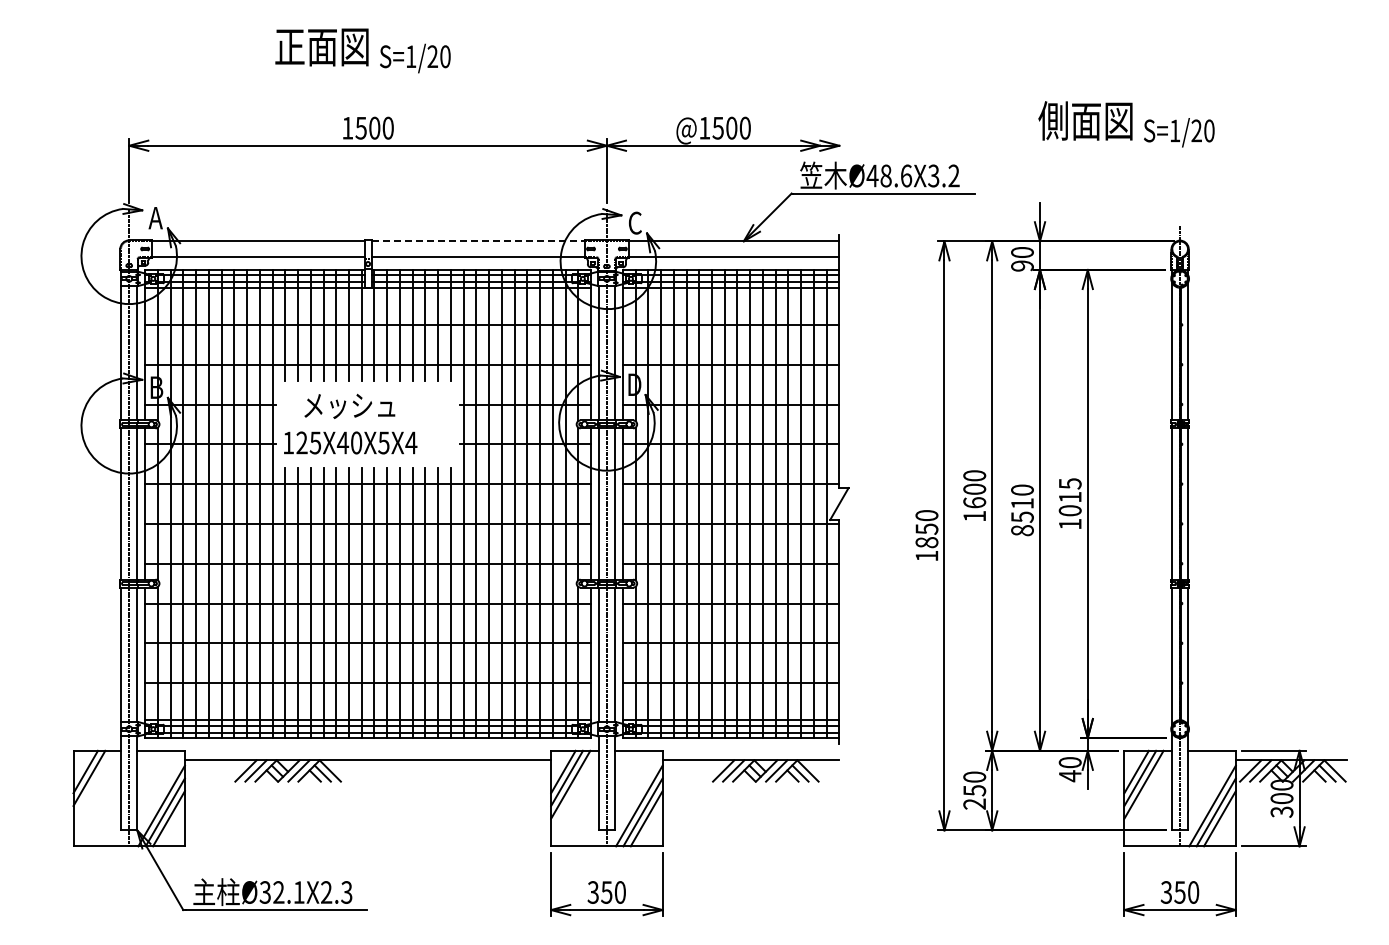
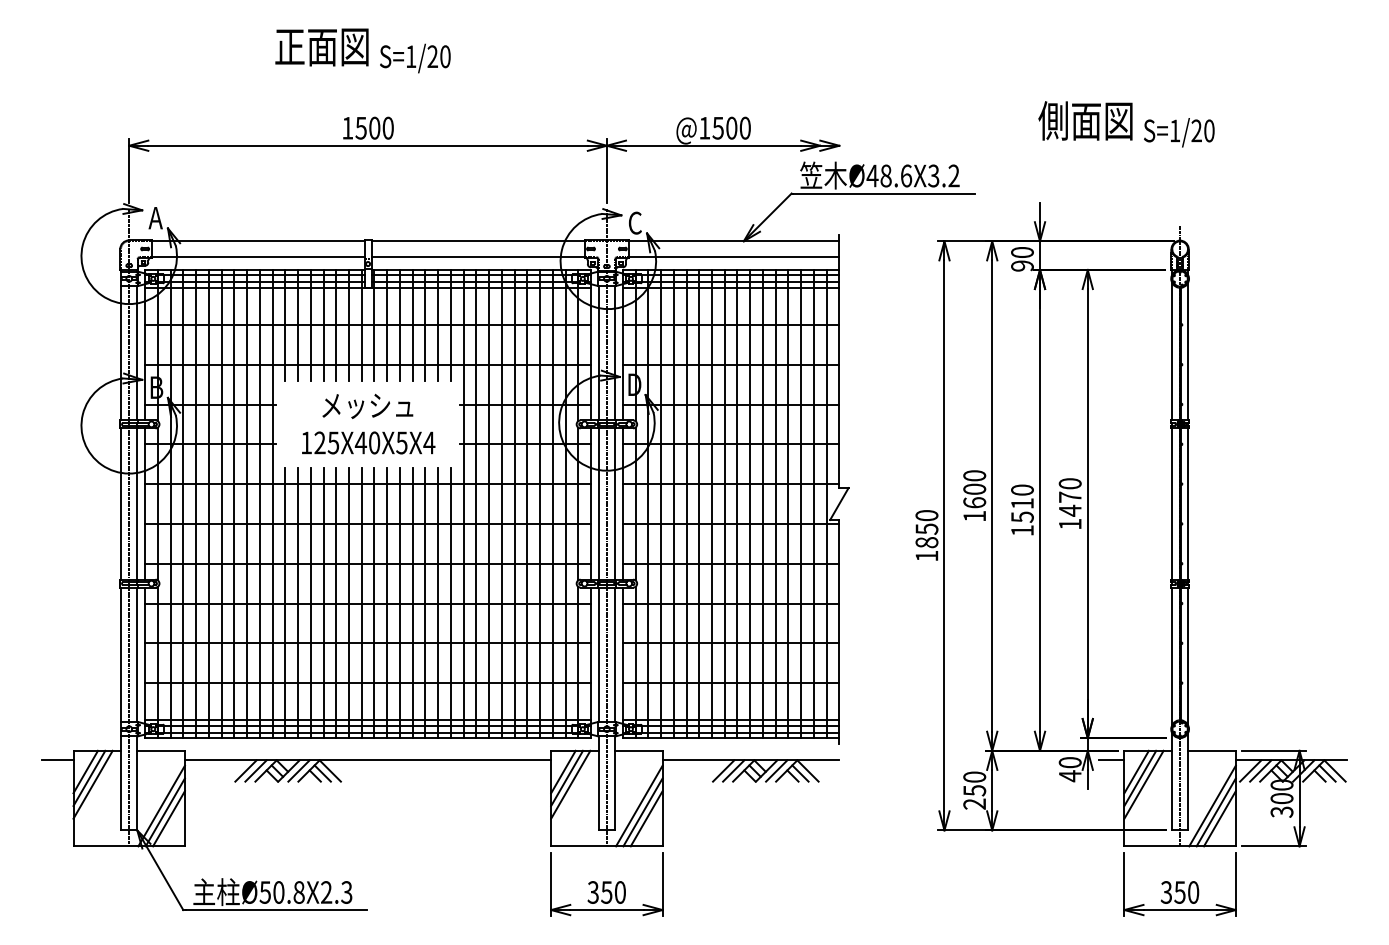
line: dashed -> solid (478, 241)
text position: (350, 423) -> (368, 423) (368, 423)
text: 1015 -> 1470 (1069, 497)
text: 8510 -> 1510 (1022, 530)
line: none -> present (57, 760)
line: none -> present (1111, 760)
line: none -> present (92, 784)
text: Ø32.1X2.3 -> Ø50.8X2.3 (282, 892)
